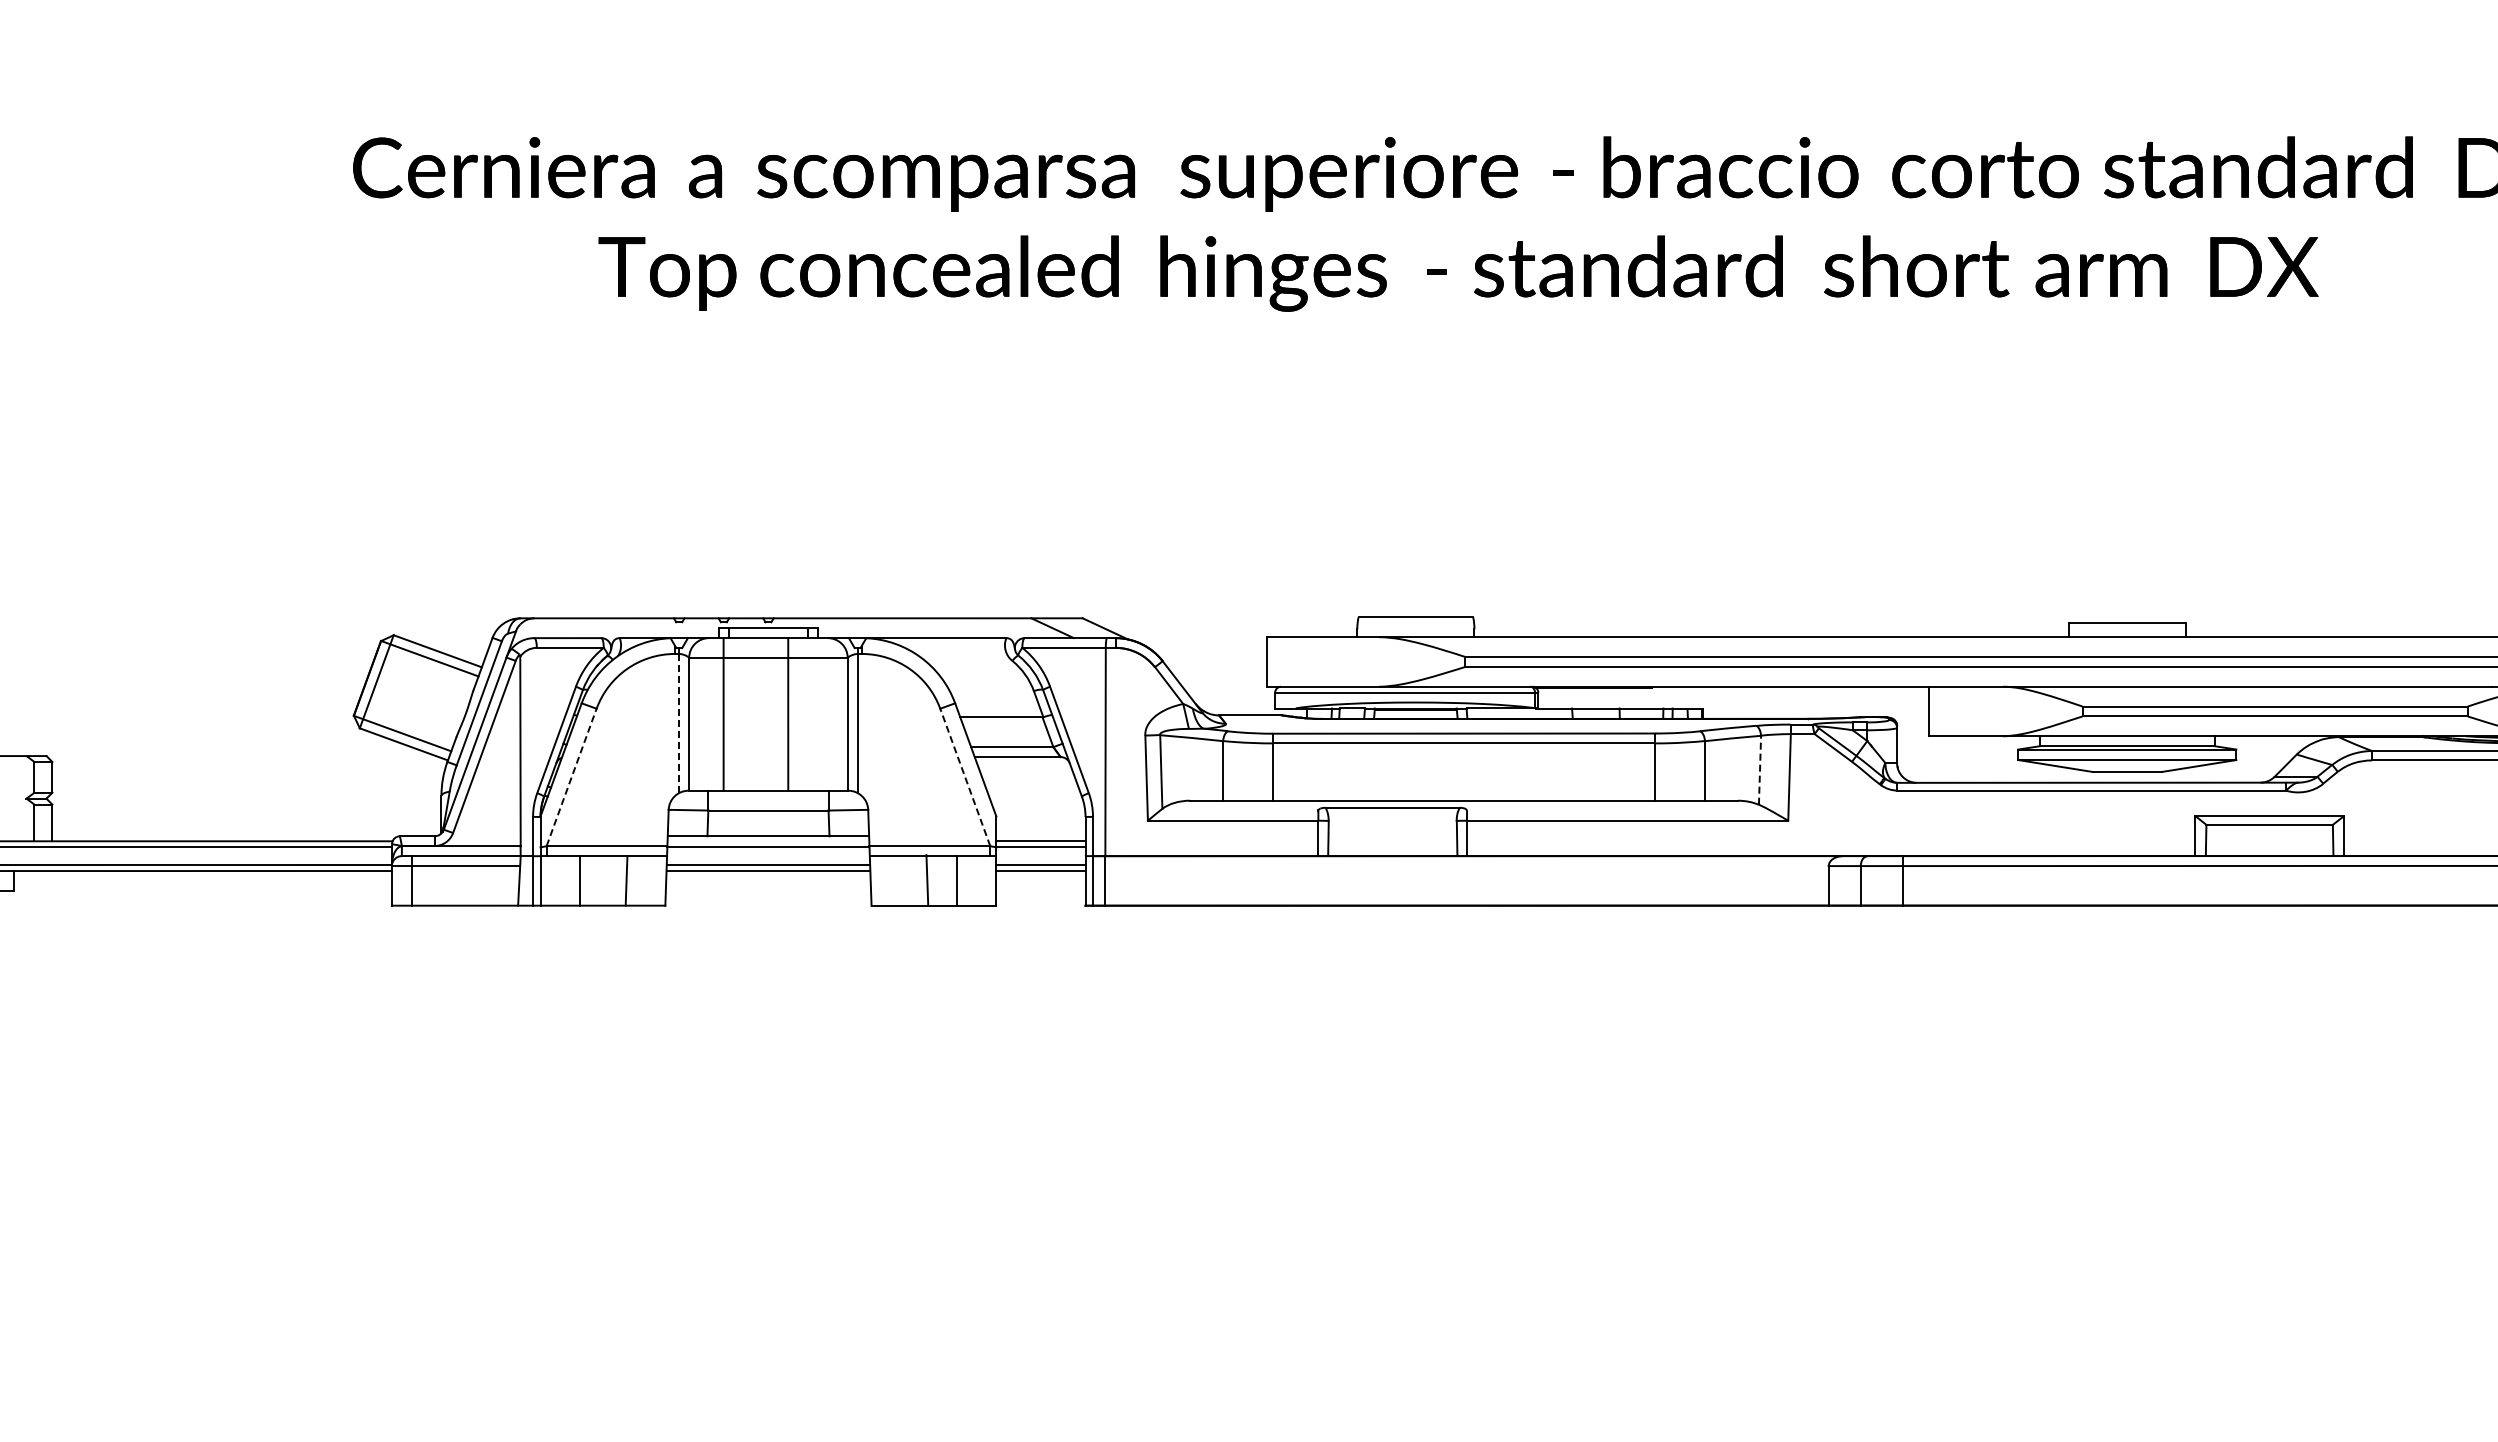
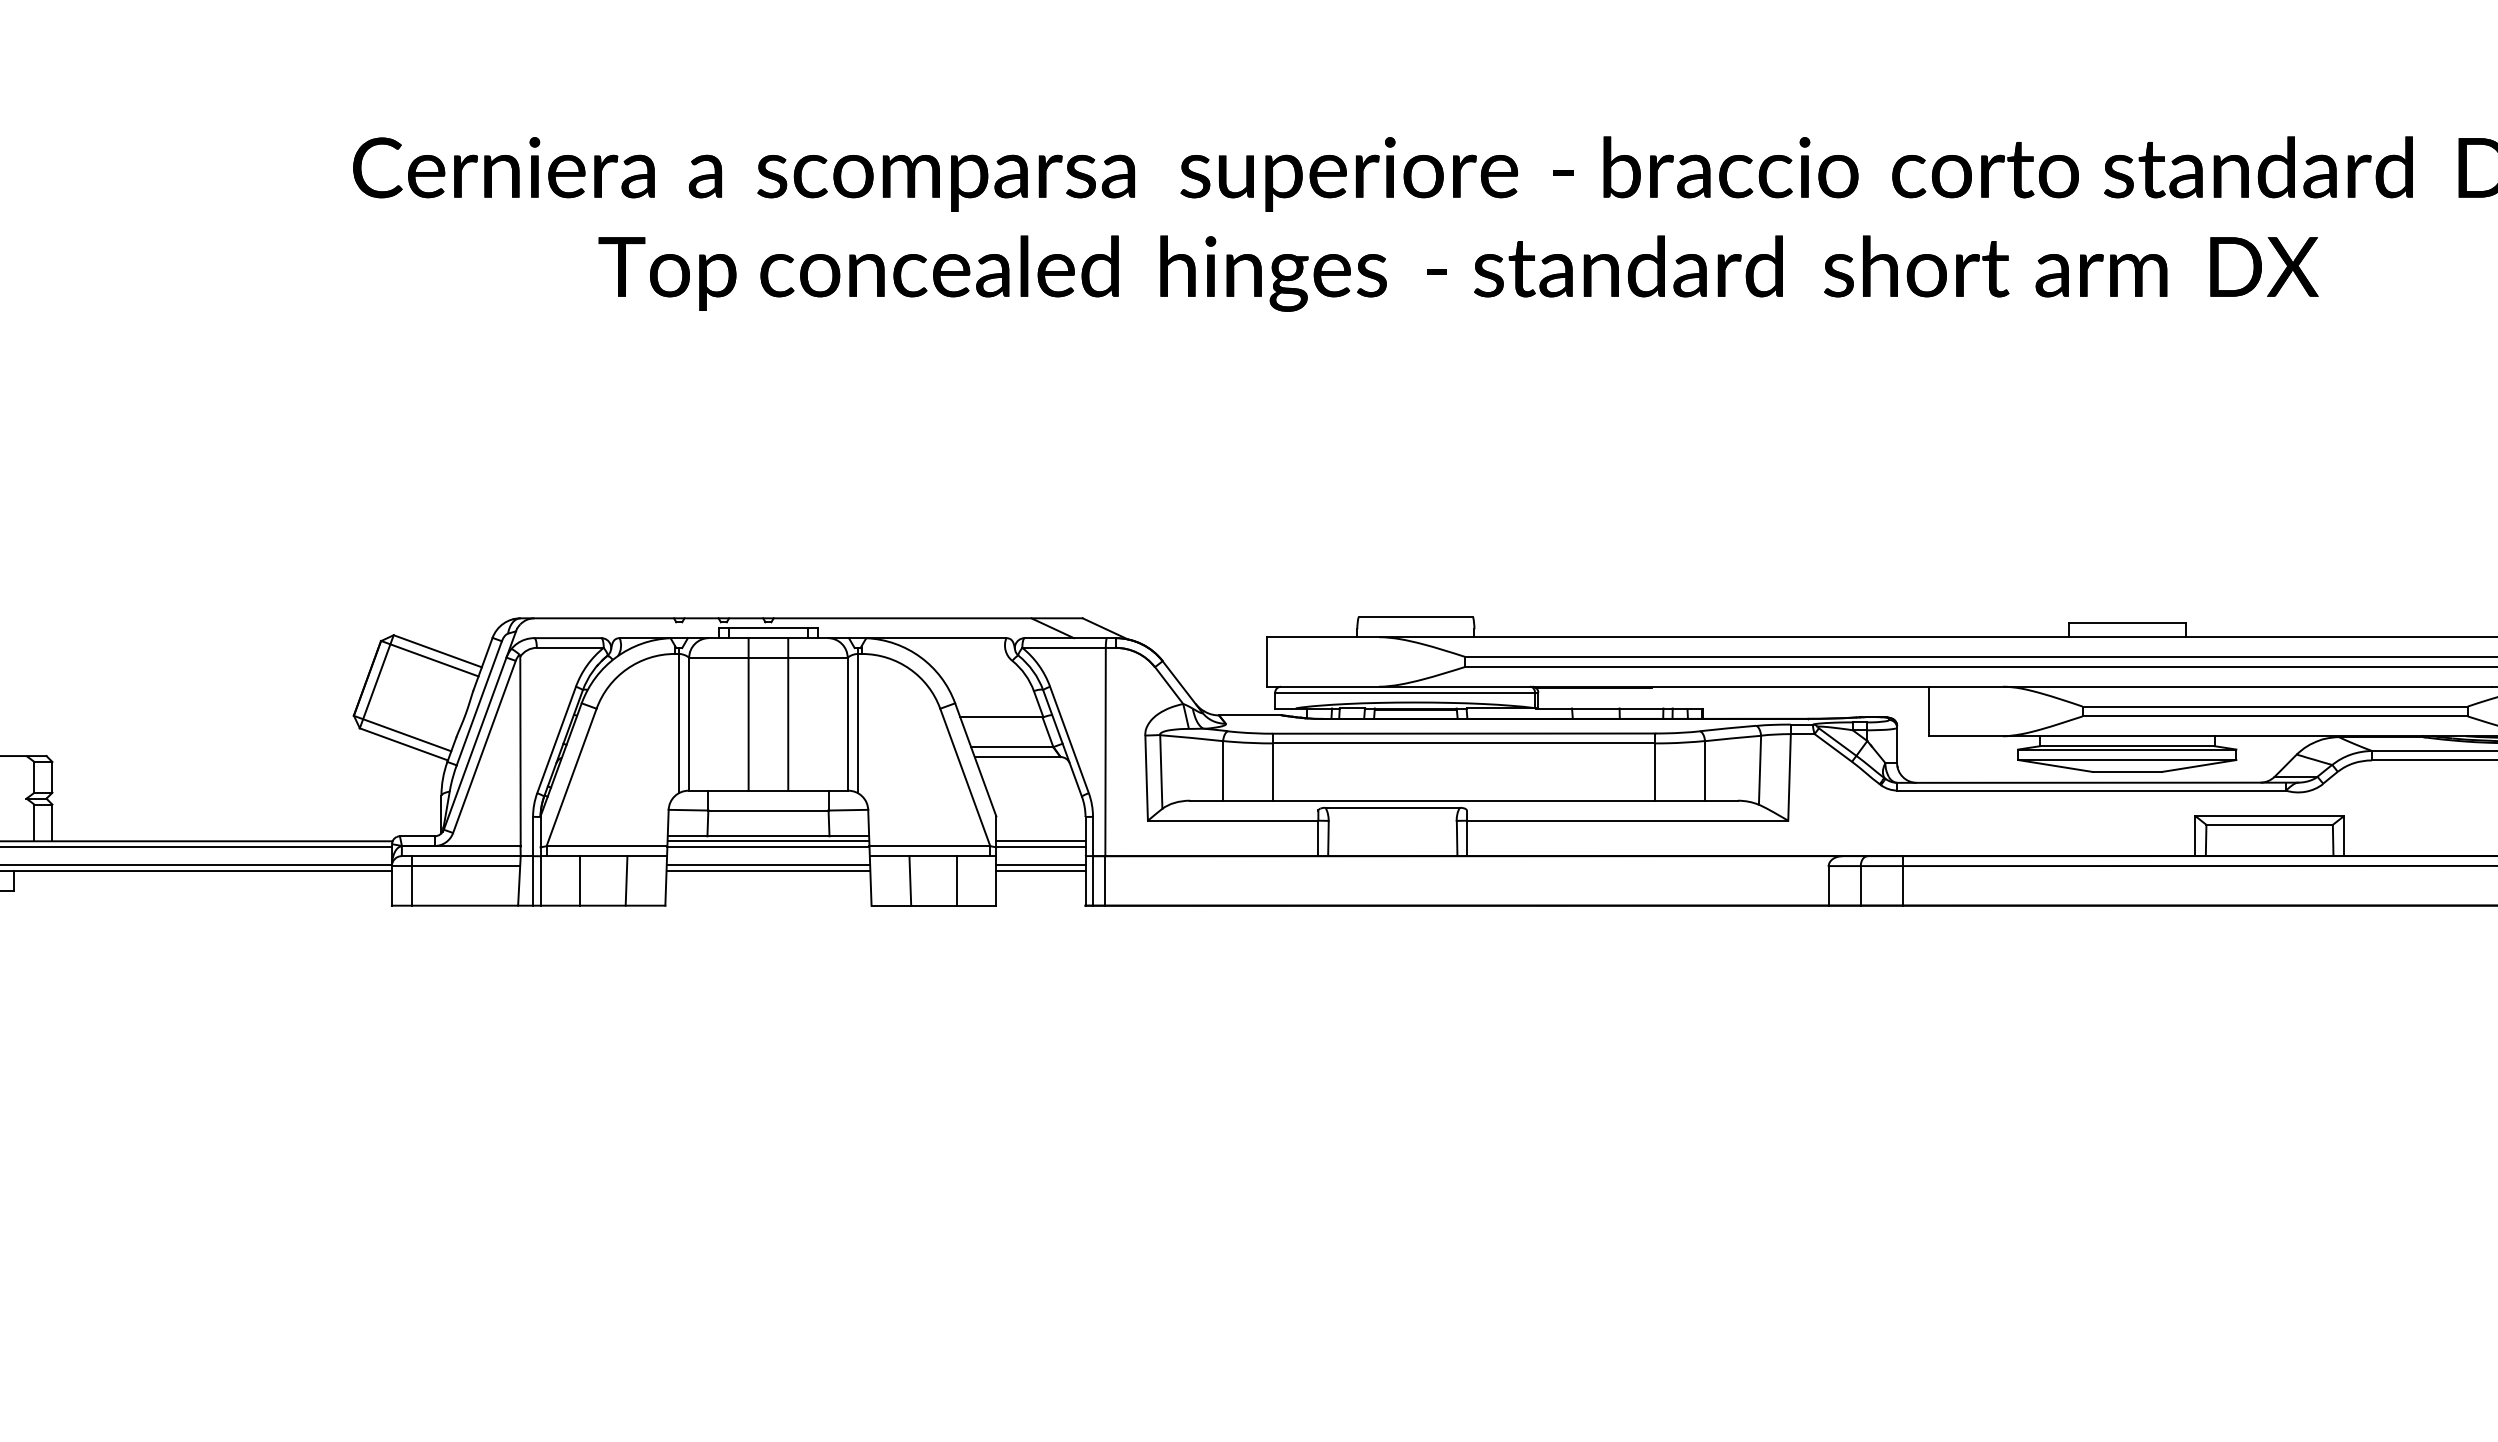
line position: (723, 714) -> (748, 714) (748, 714)
line: dashed -> solid (679, 723)
line: dashed -> solid (1760, 770)
line: dashed -> solid (571, 777)
line: dashed -> solid (965, 777)
line: none -> present (768, 841)
line position: (927, 879) -> (910, 880) (910, 880)
